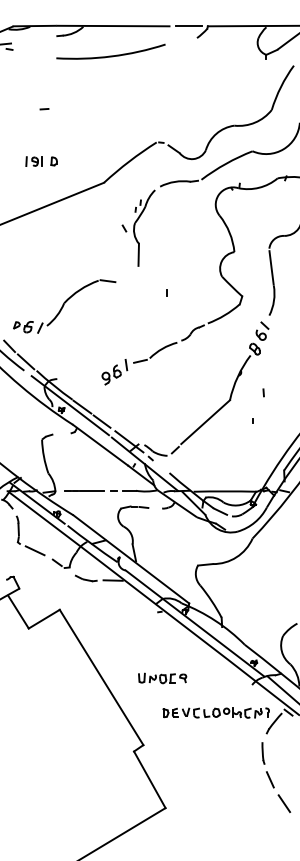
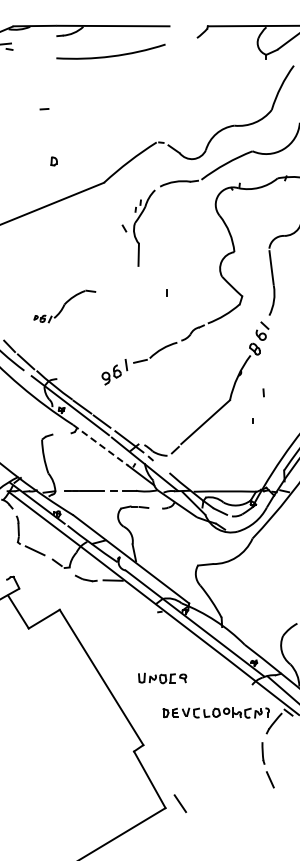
line: present -> none (188, 25)
part: present -> none (33, 161)
part size: 104x55 px -> 64x35 px (64, 306)
line: solid -> dashed (101, 445)
line position: (284, 803) -> (180, 803) (180, 803)
